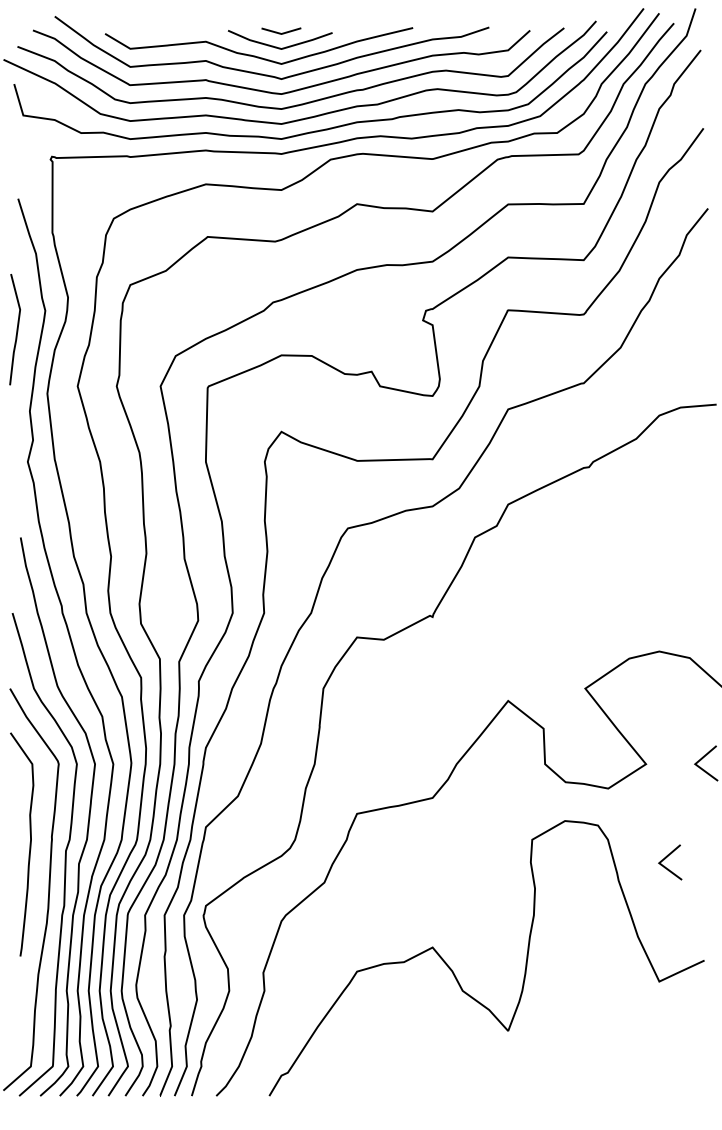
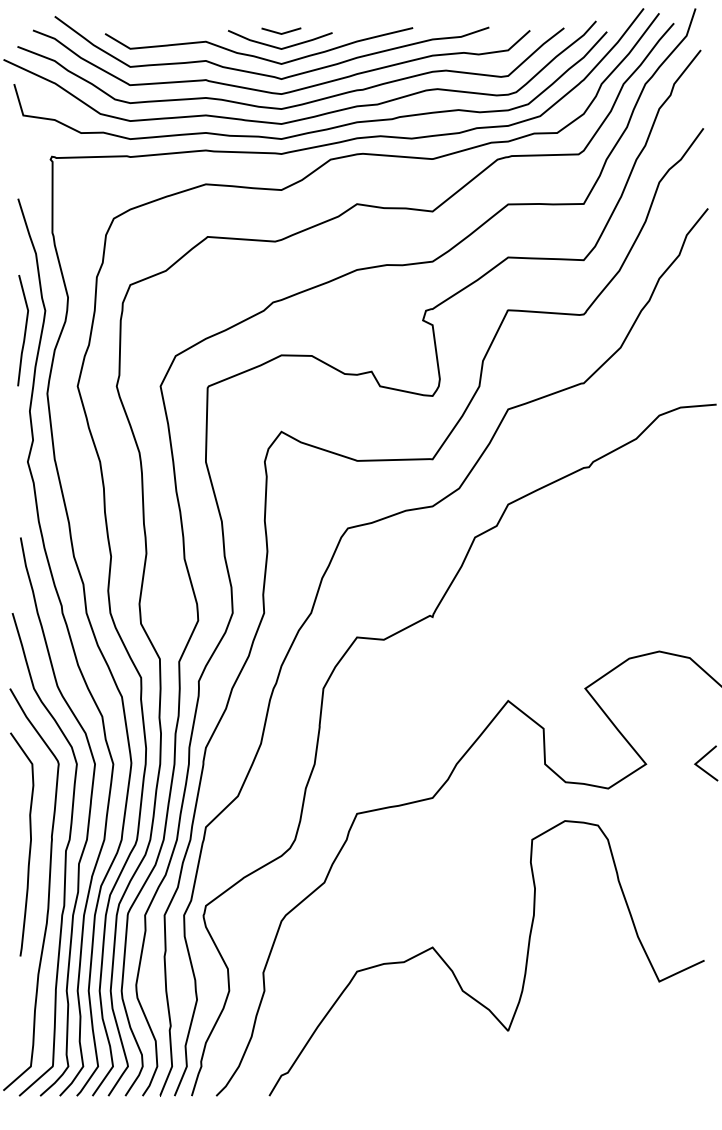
line position: (16, 329) -> (24, 330) (24, 330)
line: present -> none (666, 858)
